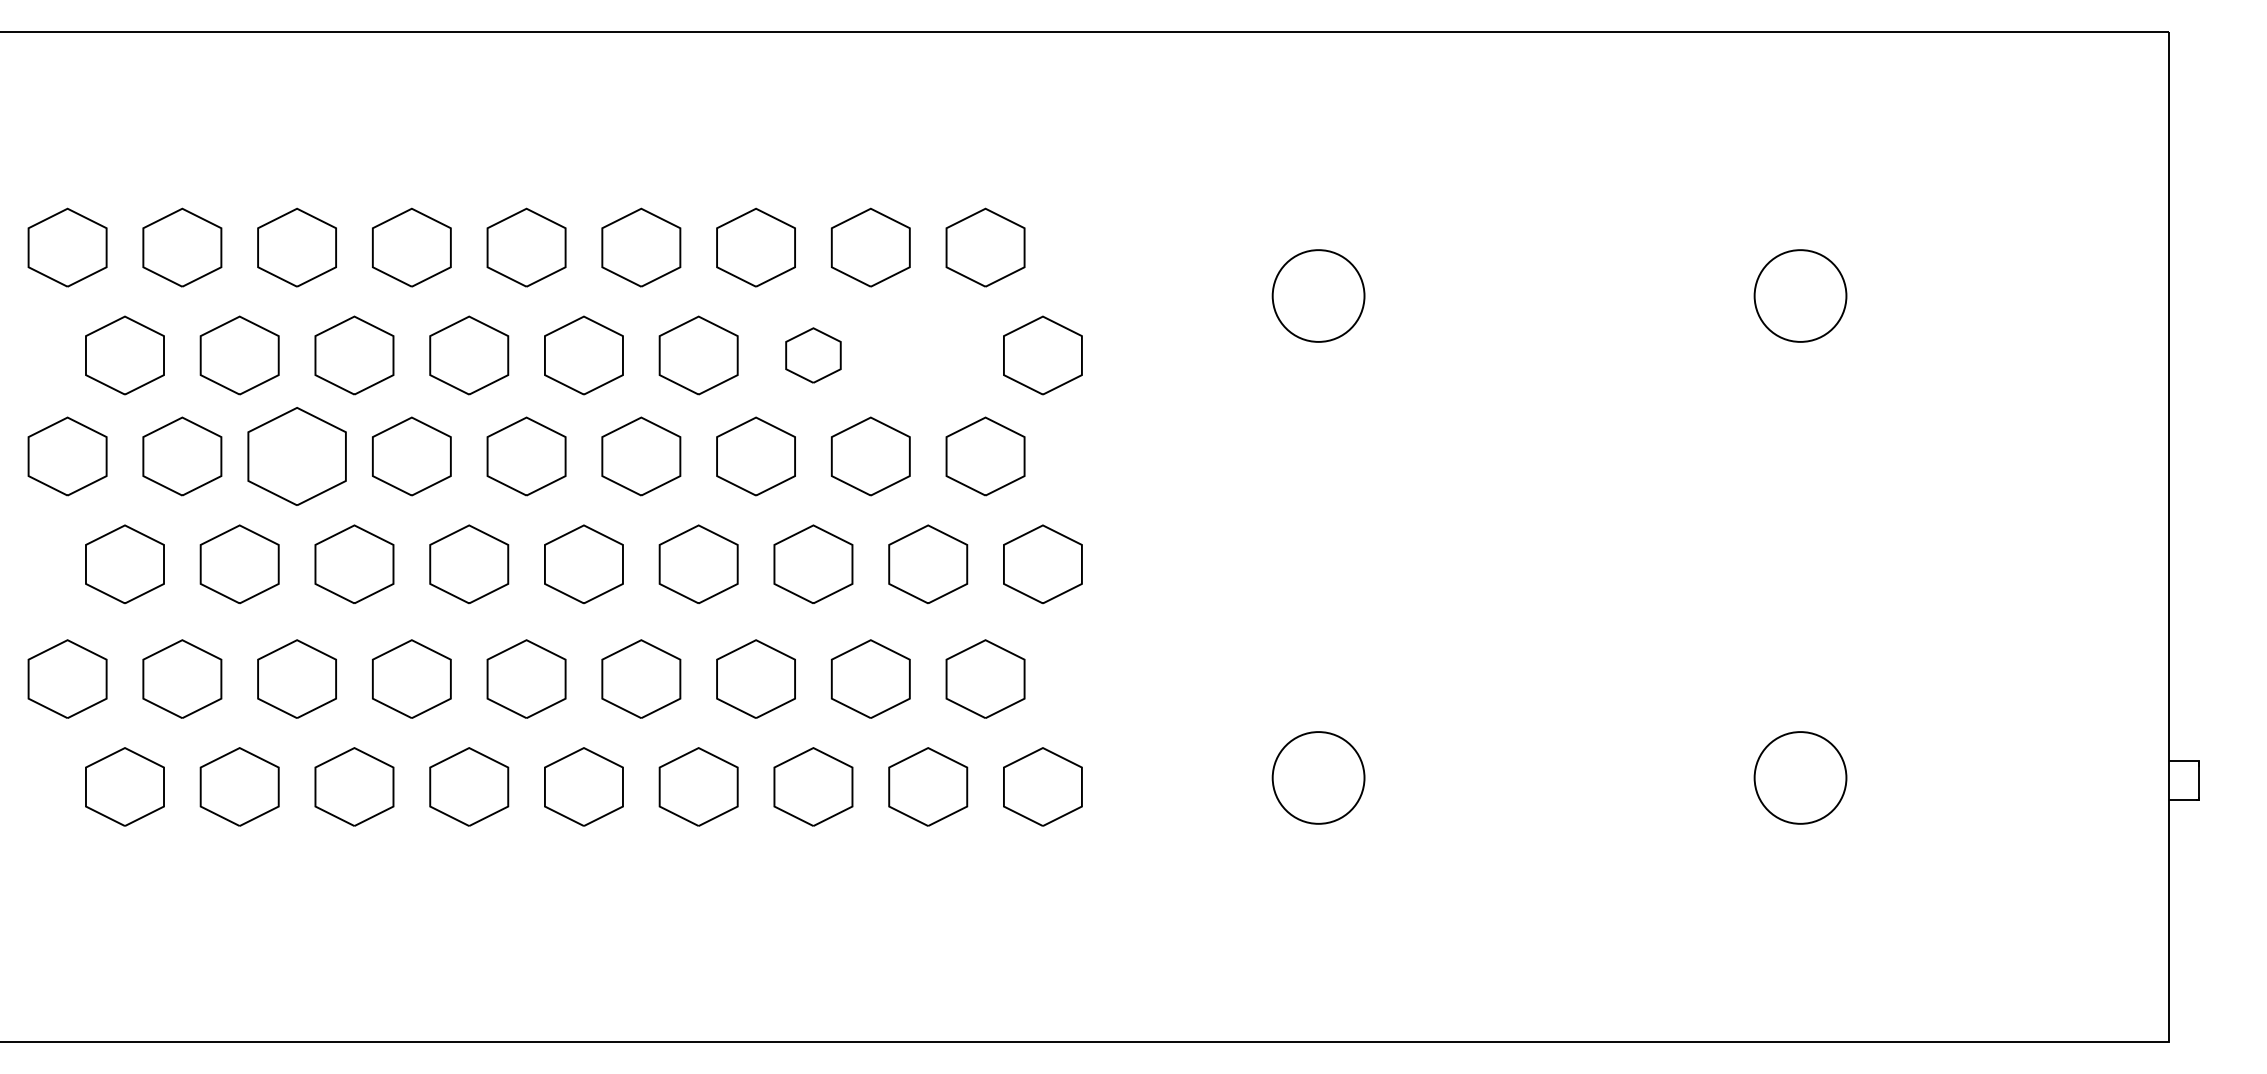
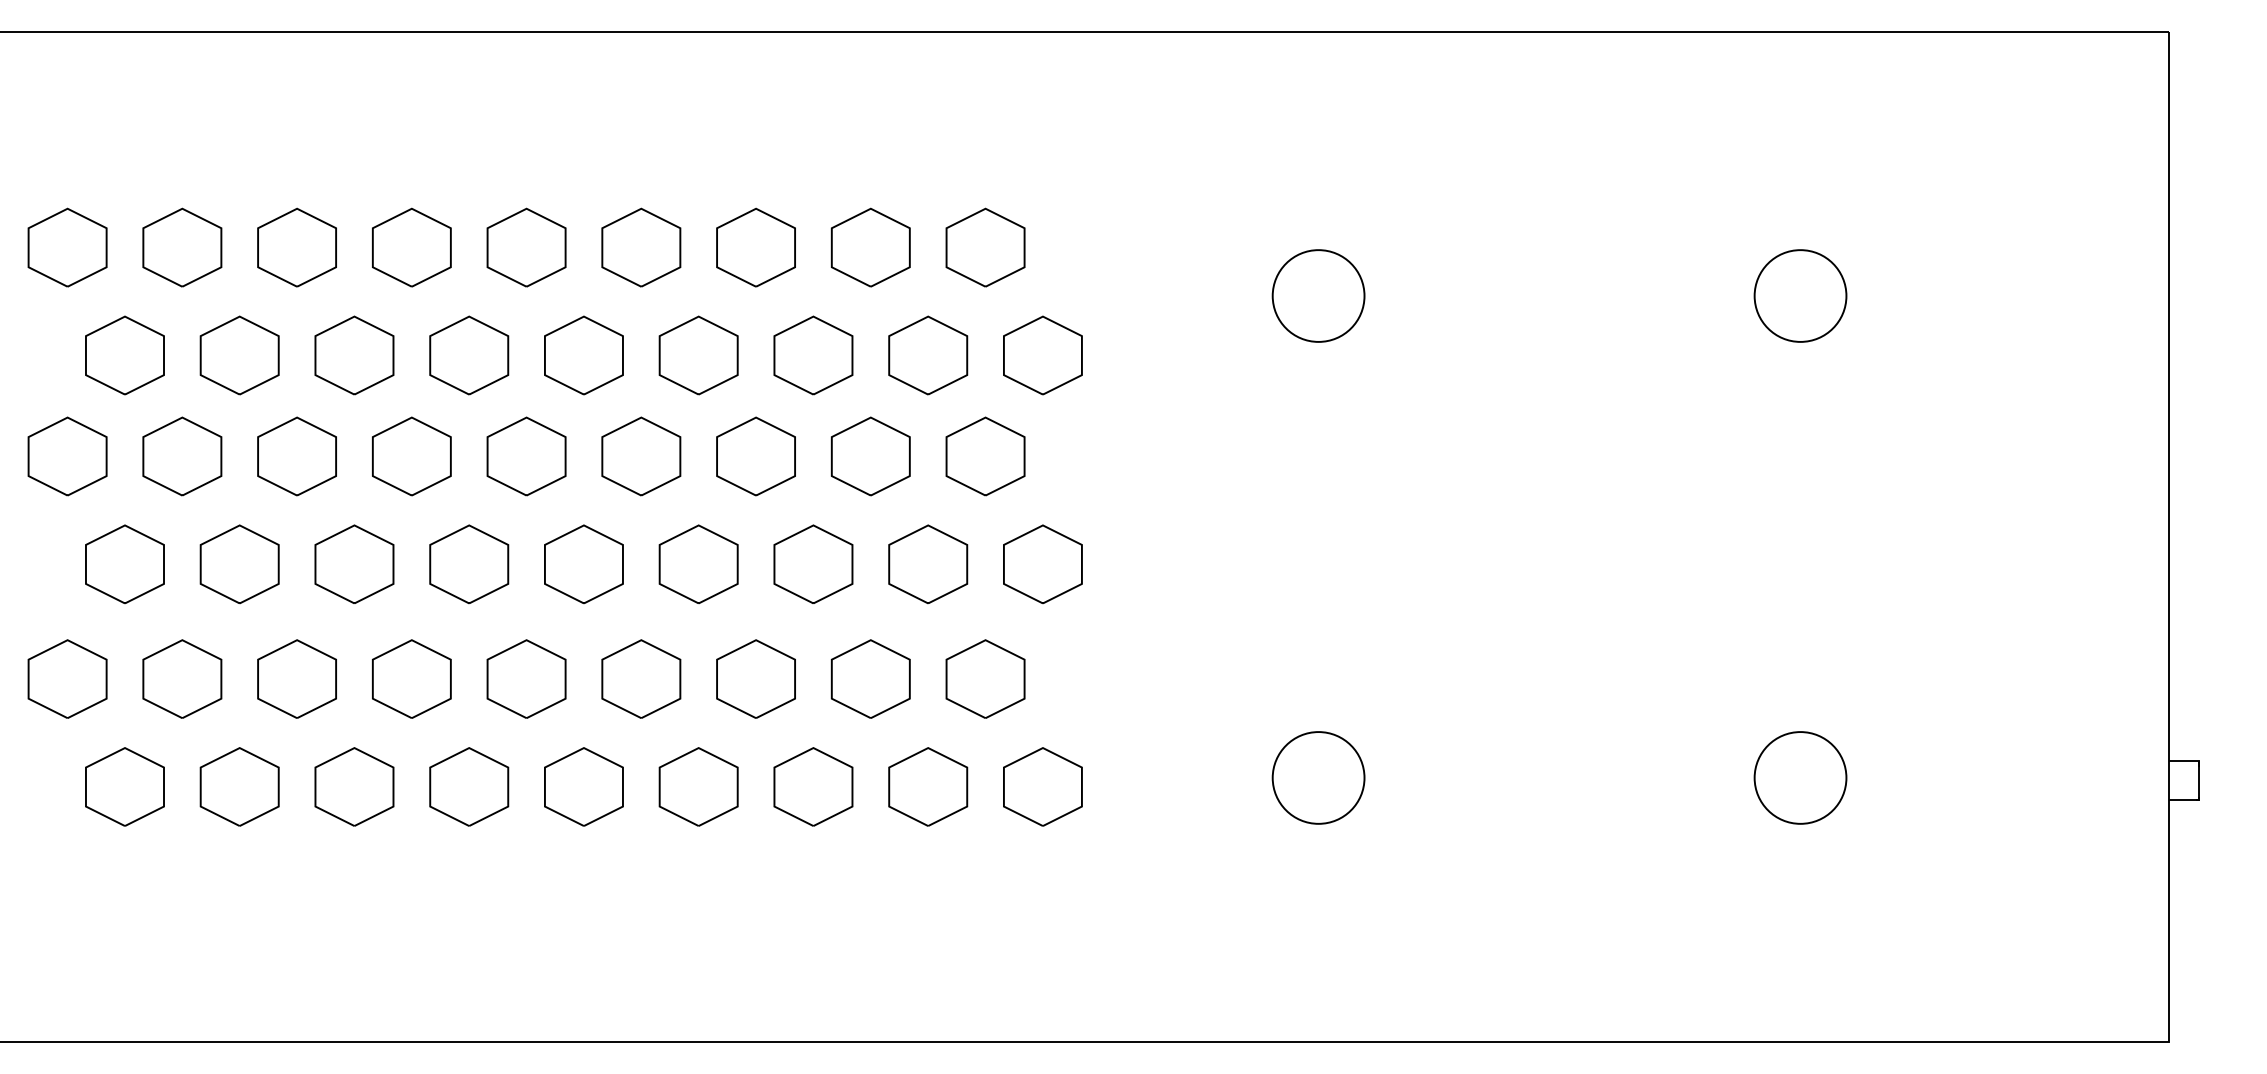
part size: 57x57 px -> 81x81 px (813, 355)
part: none -> present (928, 355)
part size: 100x99 px -> 80x81 px (296, 456)
